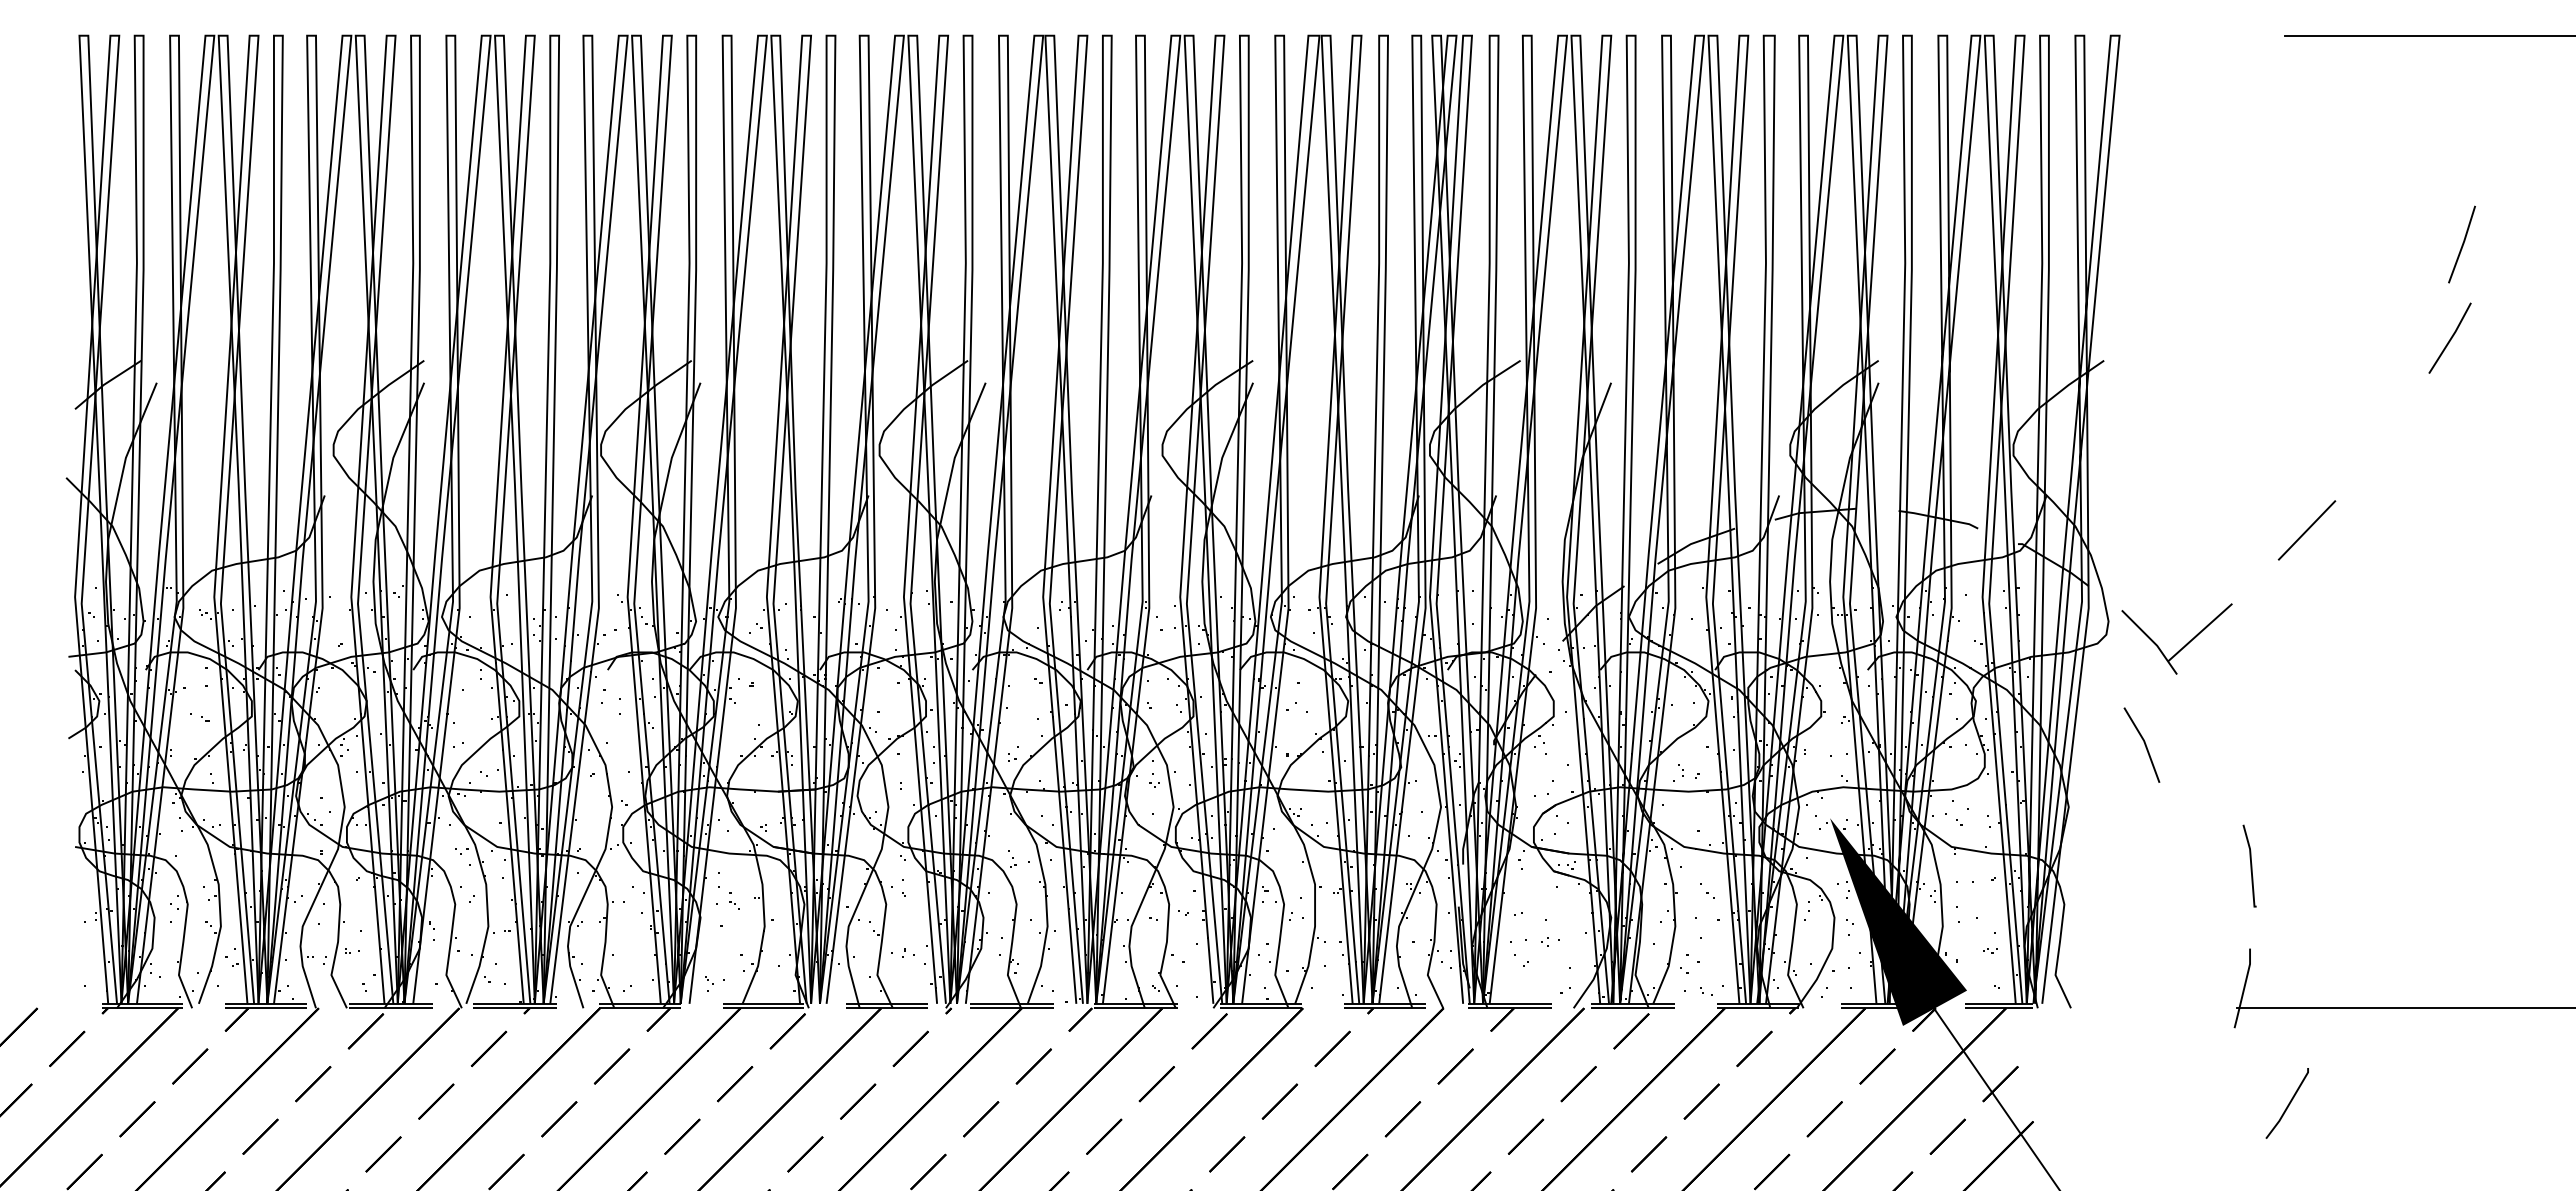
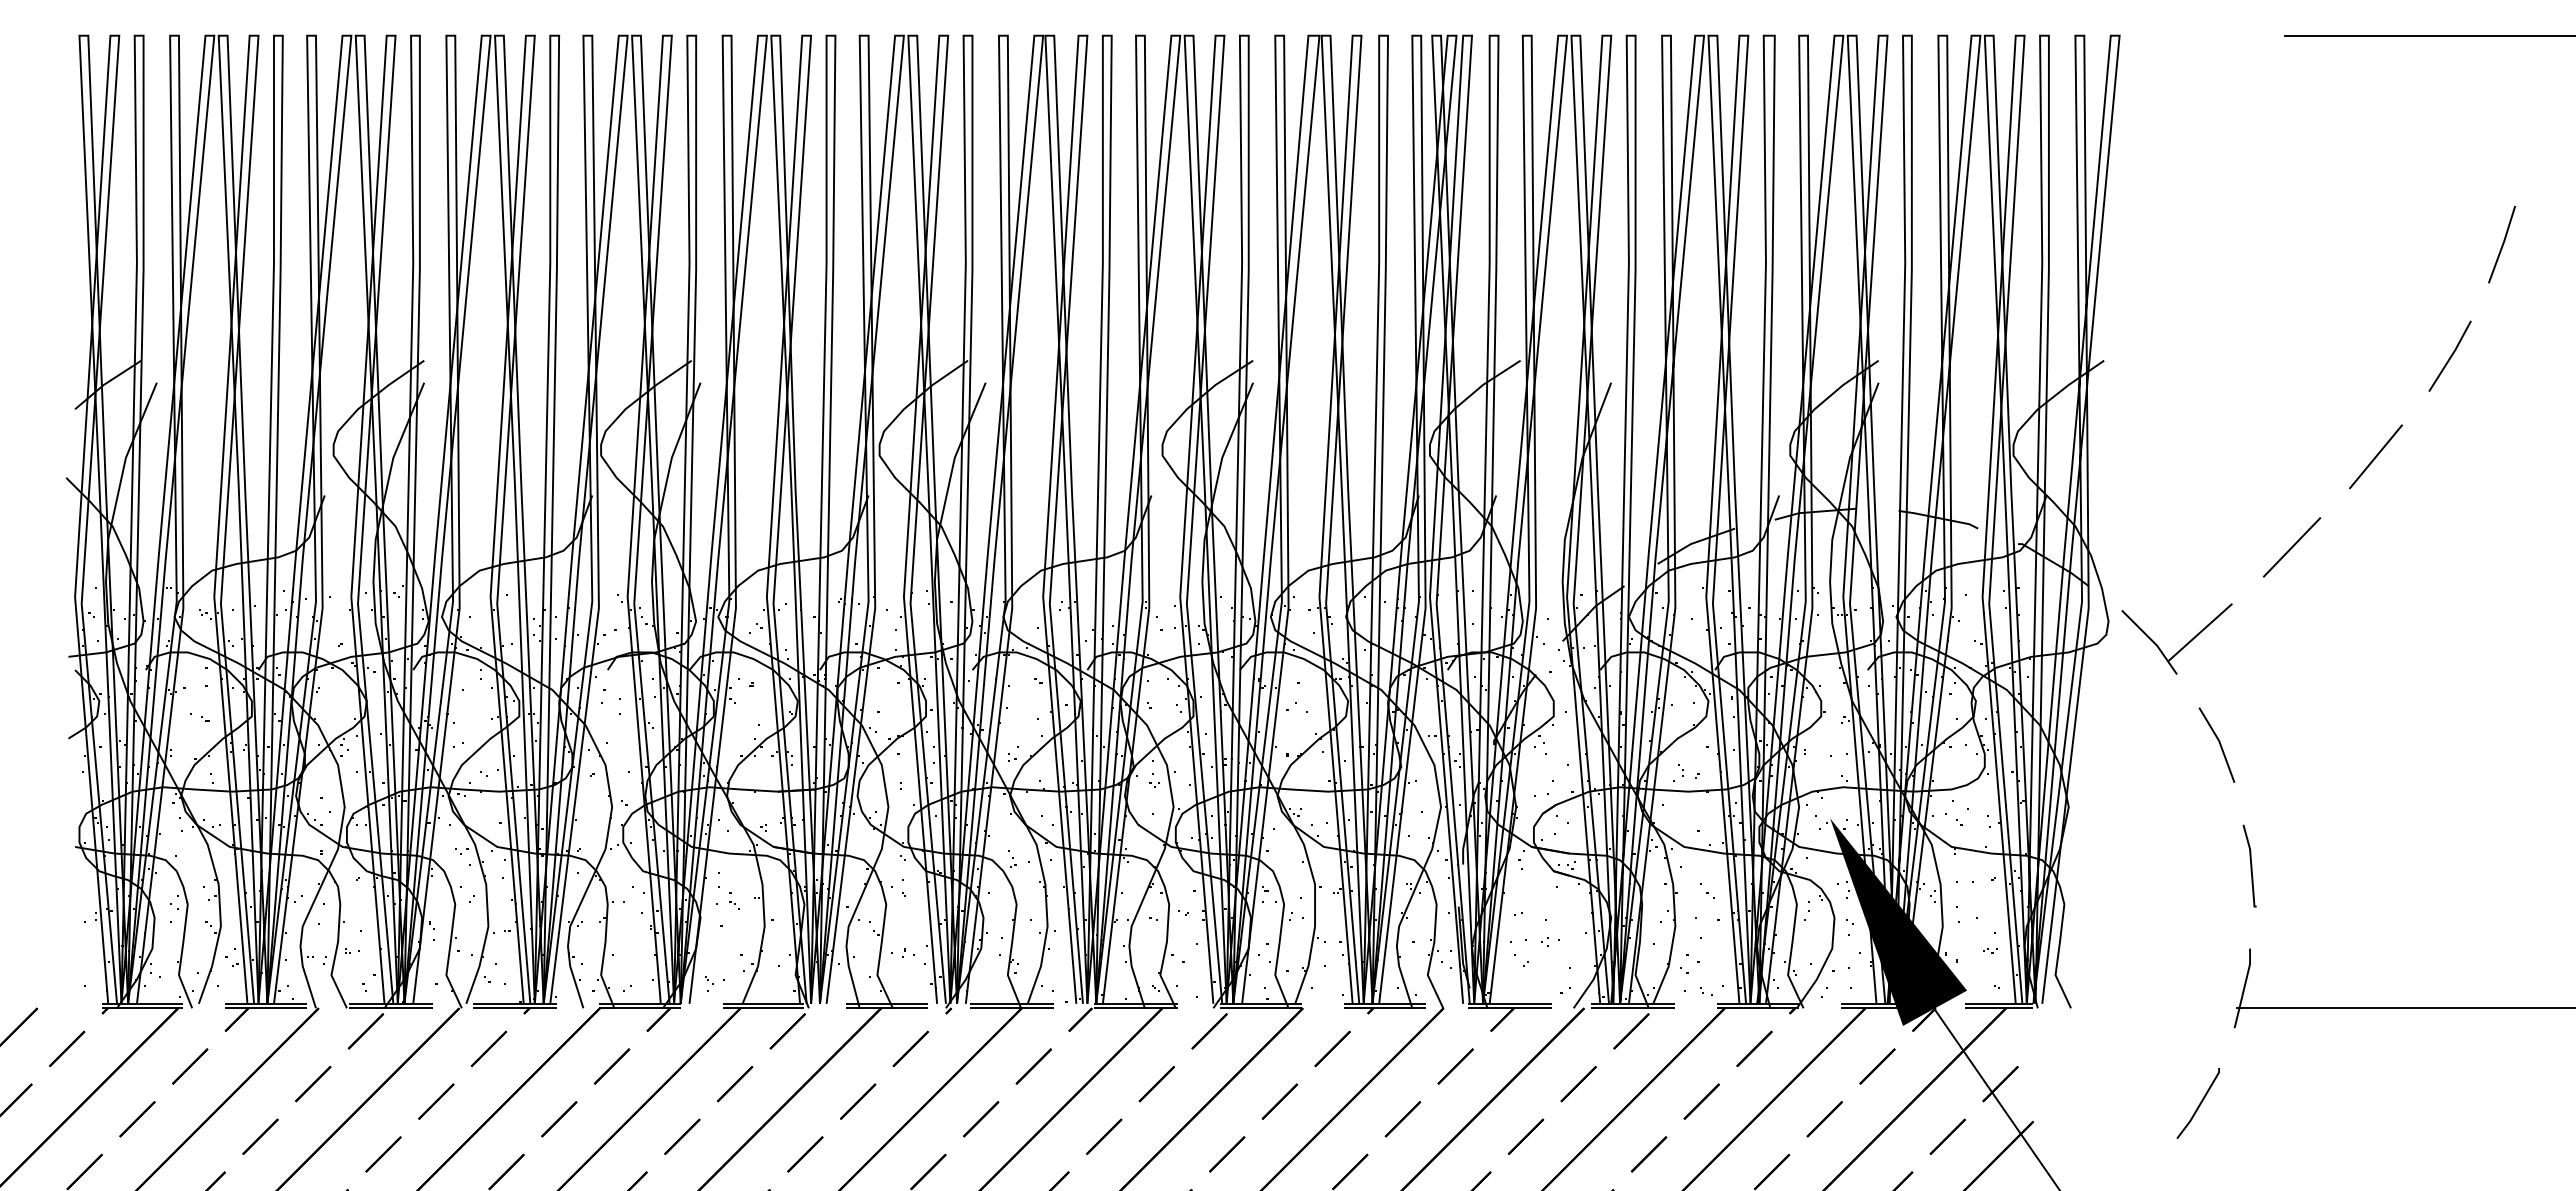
line position: (2462, 244) -> (2502, 244) (2502, 244)
line position: (2450, 337) -> (2450, 355) (2450, 355)
line: none -> present (2375, 456)
line position: (2306, 530) -> (2291, 547) (2291, 547)
line position: (2143, 742) -> (2218, 742) (2218, 742)
line position: (2288, 1103) -> (2199, 1103) (2199, 1103)
